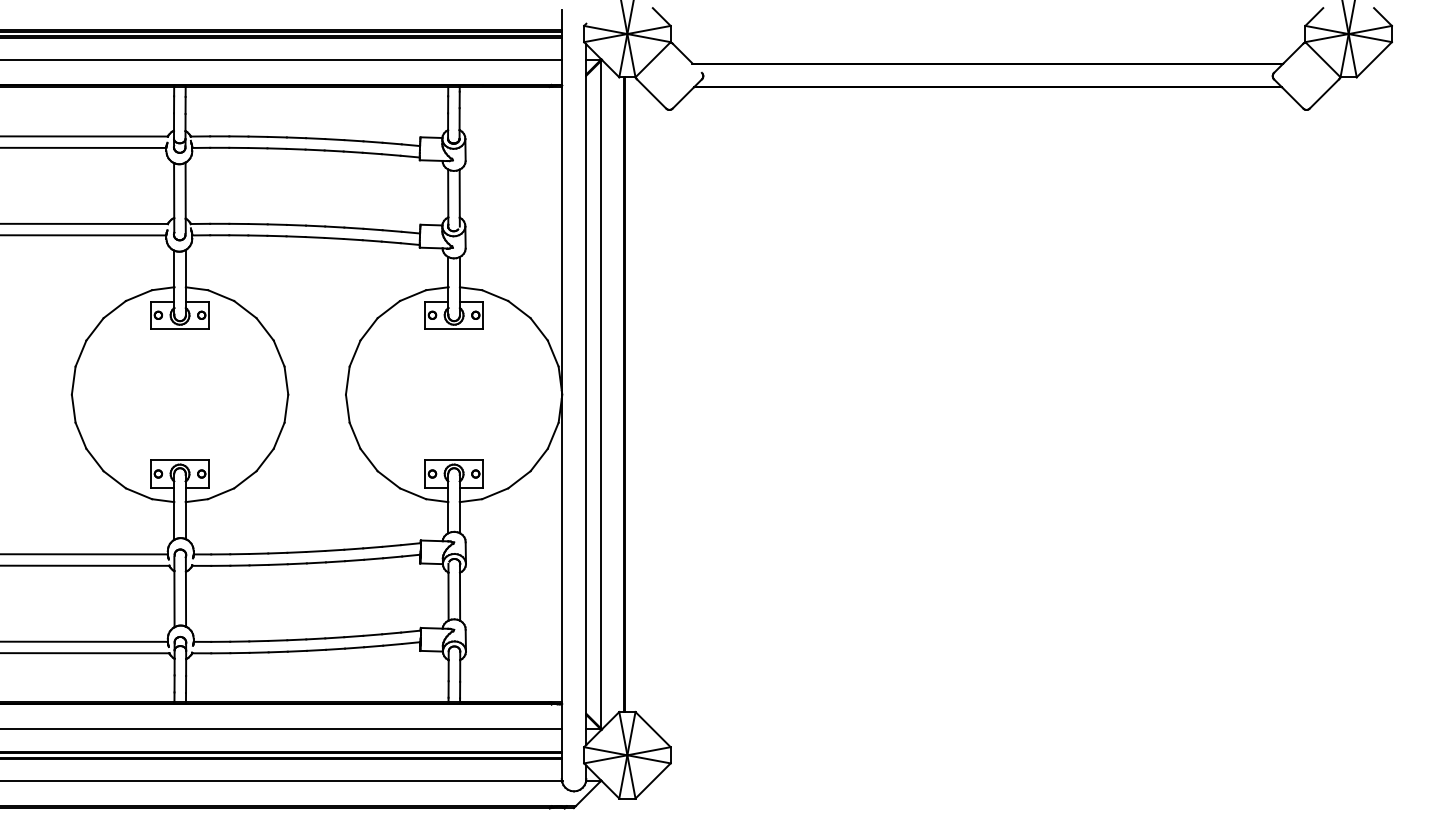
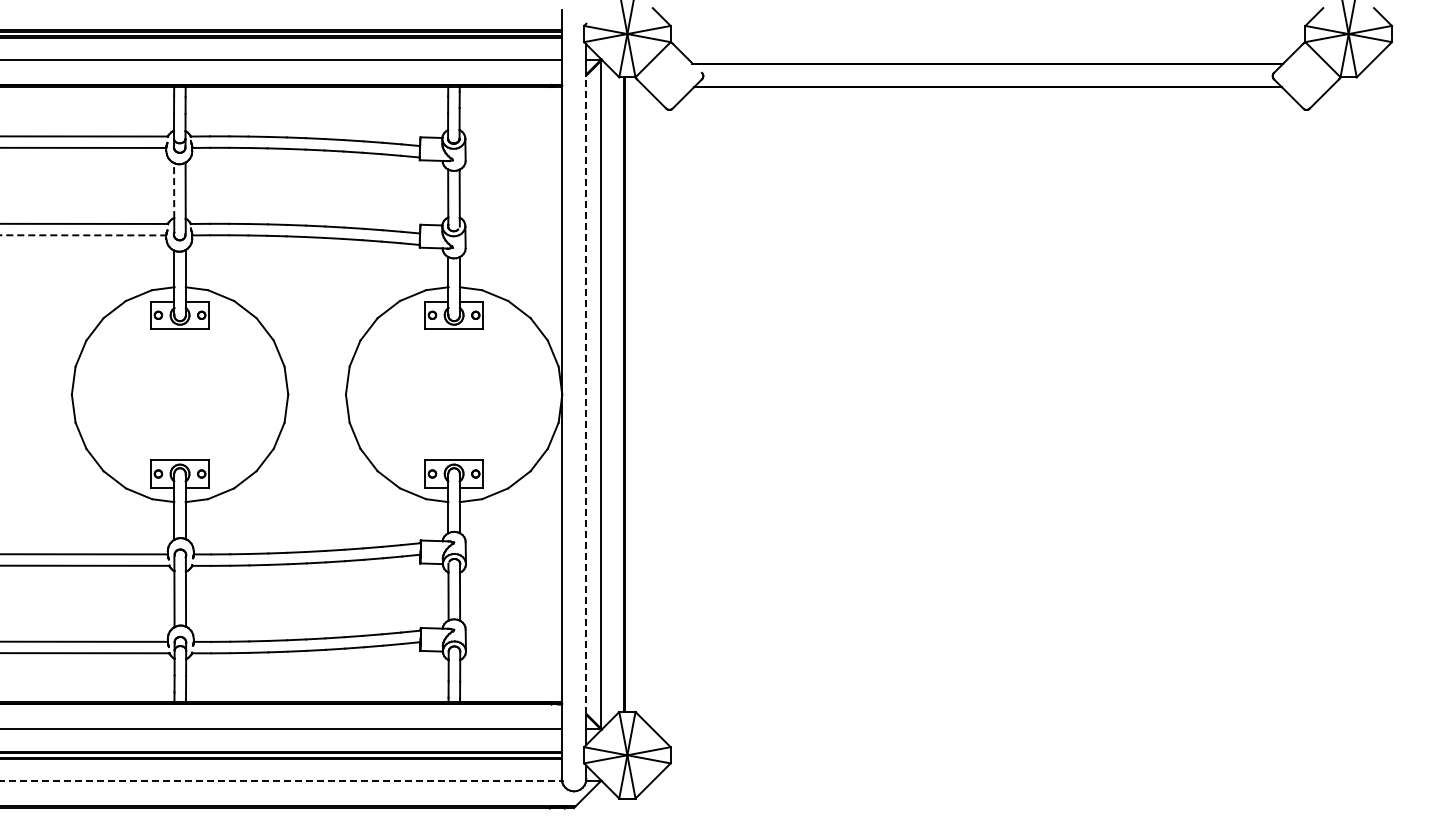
line: solid -> dashed (174, 190)
line: solid -> dashed (83, 235)
line: solid -> dashed (586, 394)
line: solid -> dashed (281, 781)
